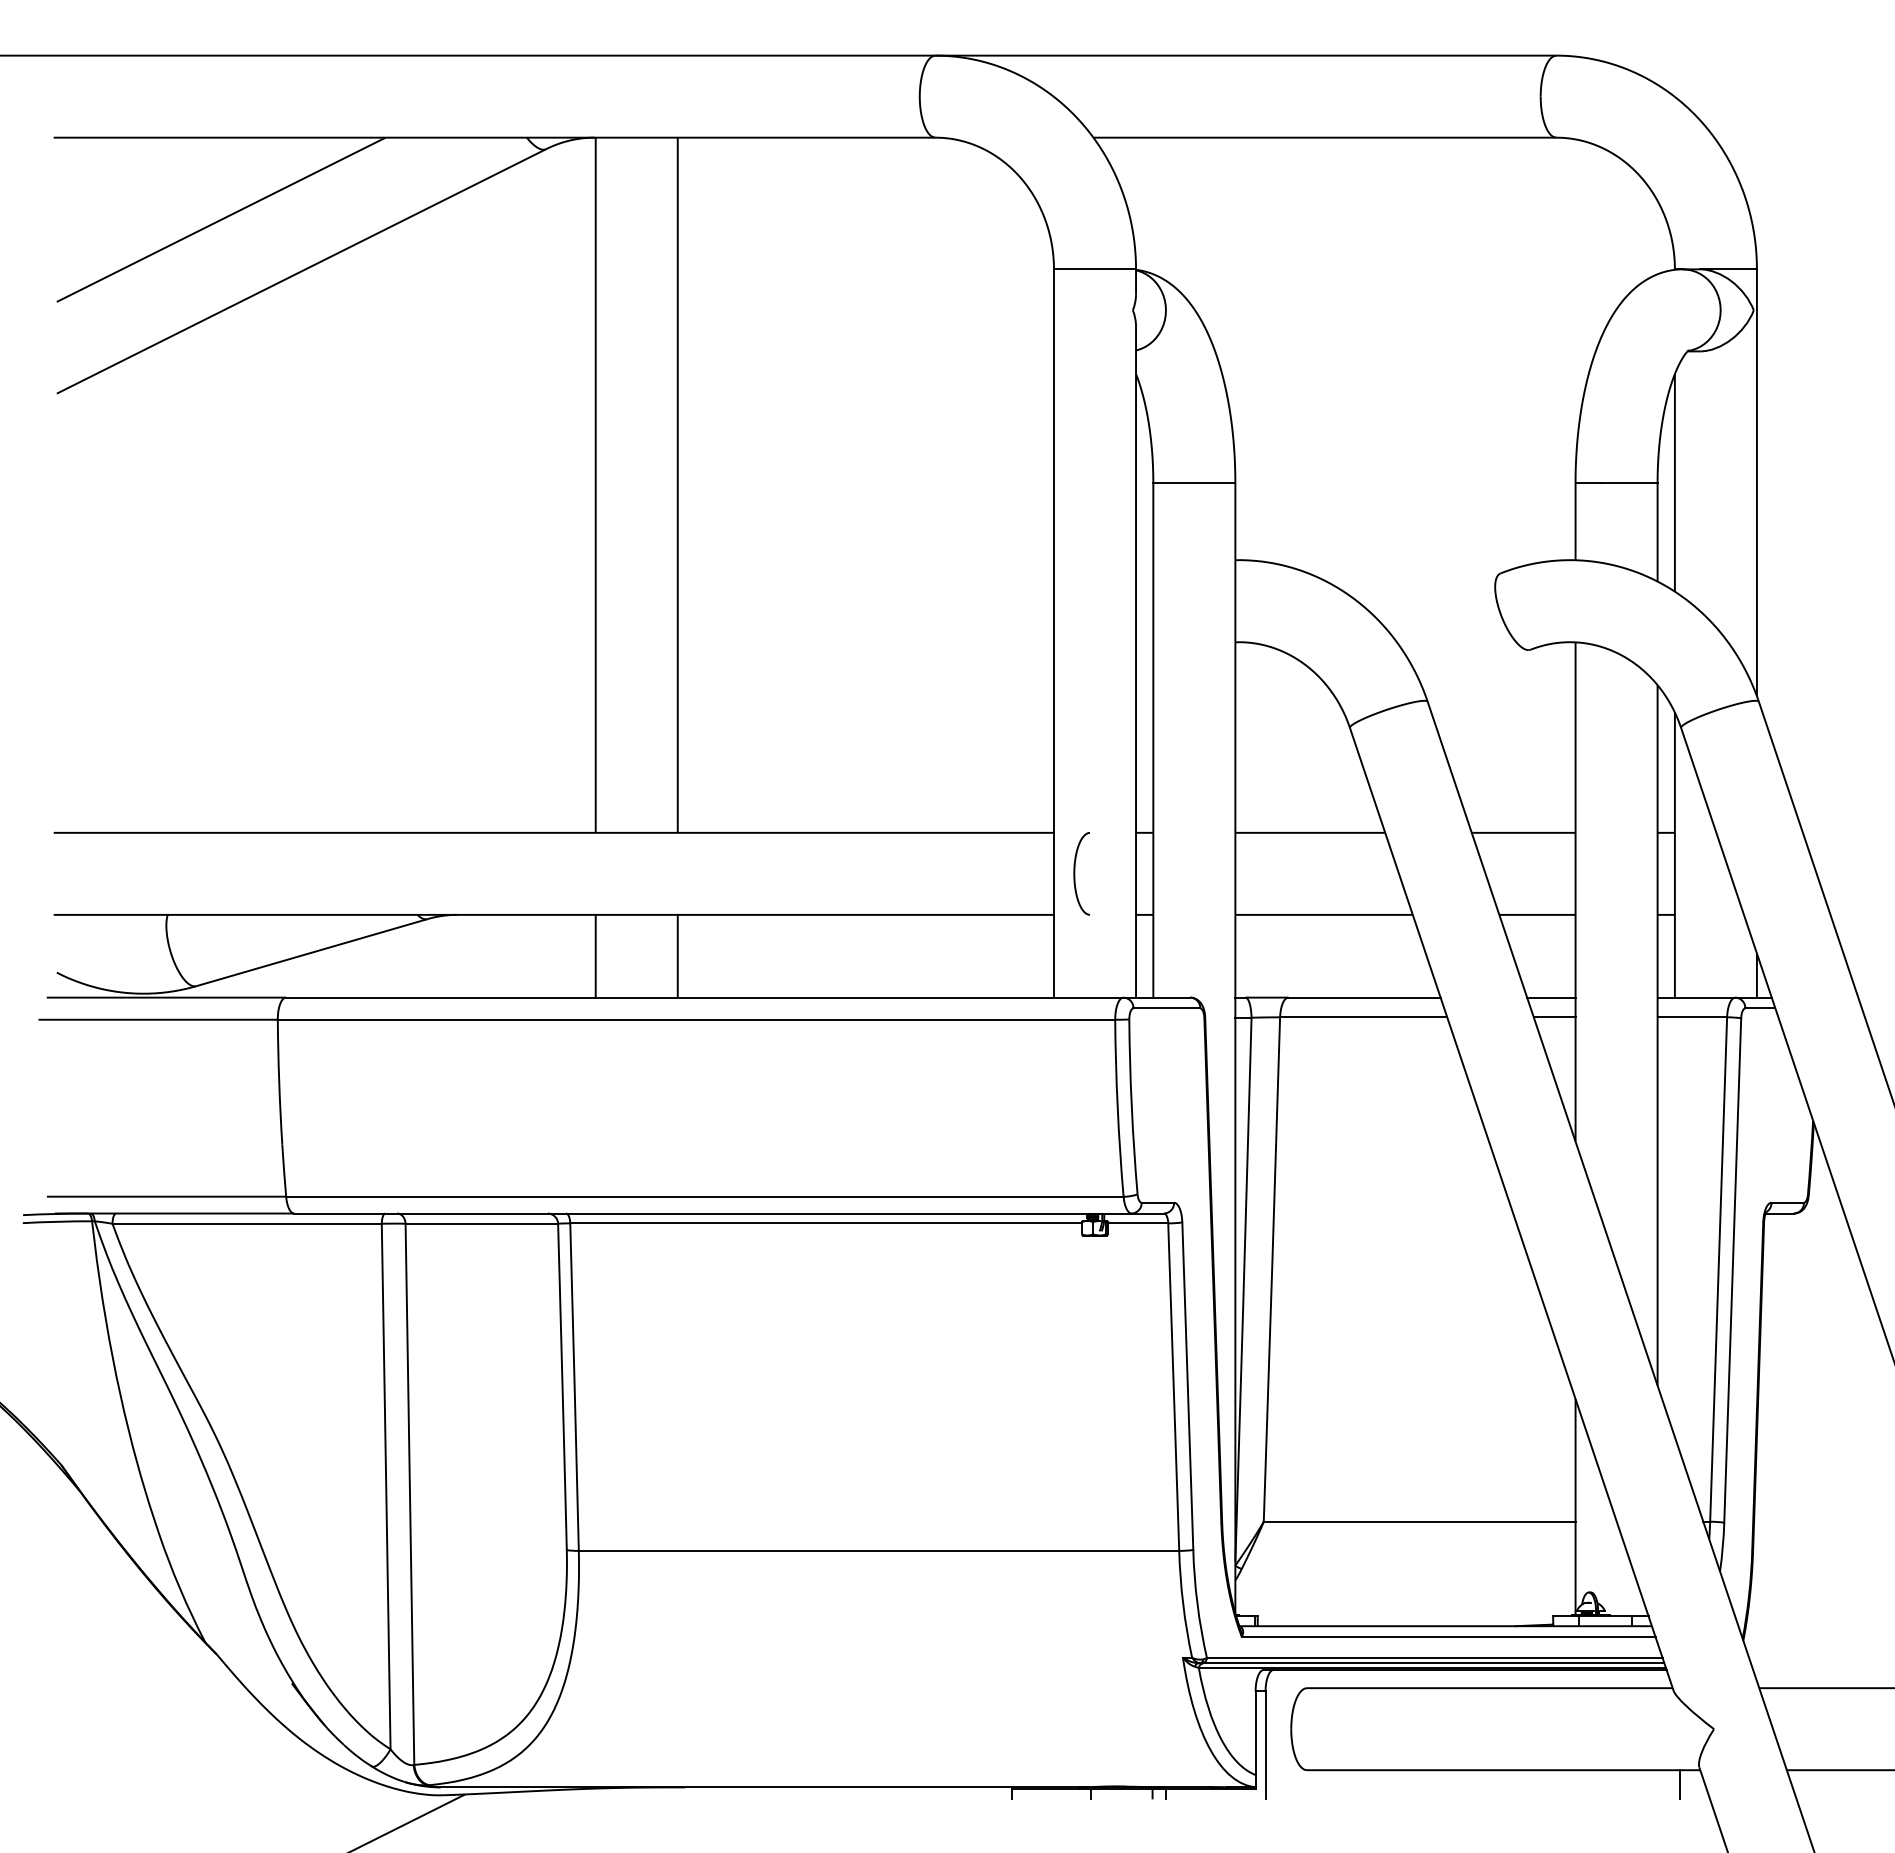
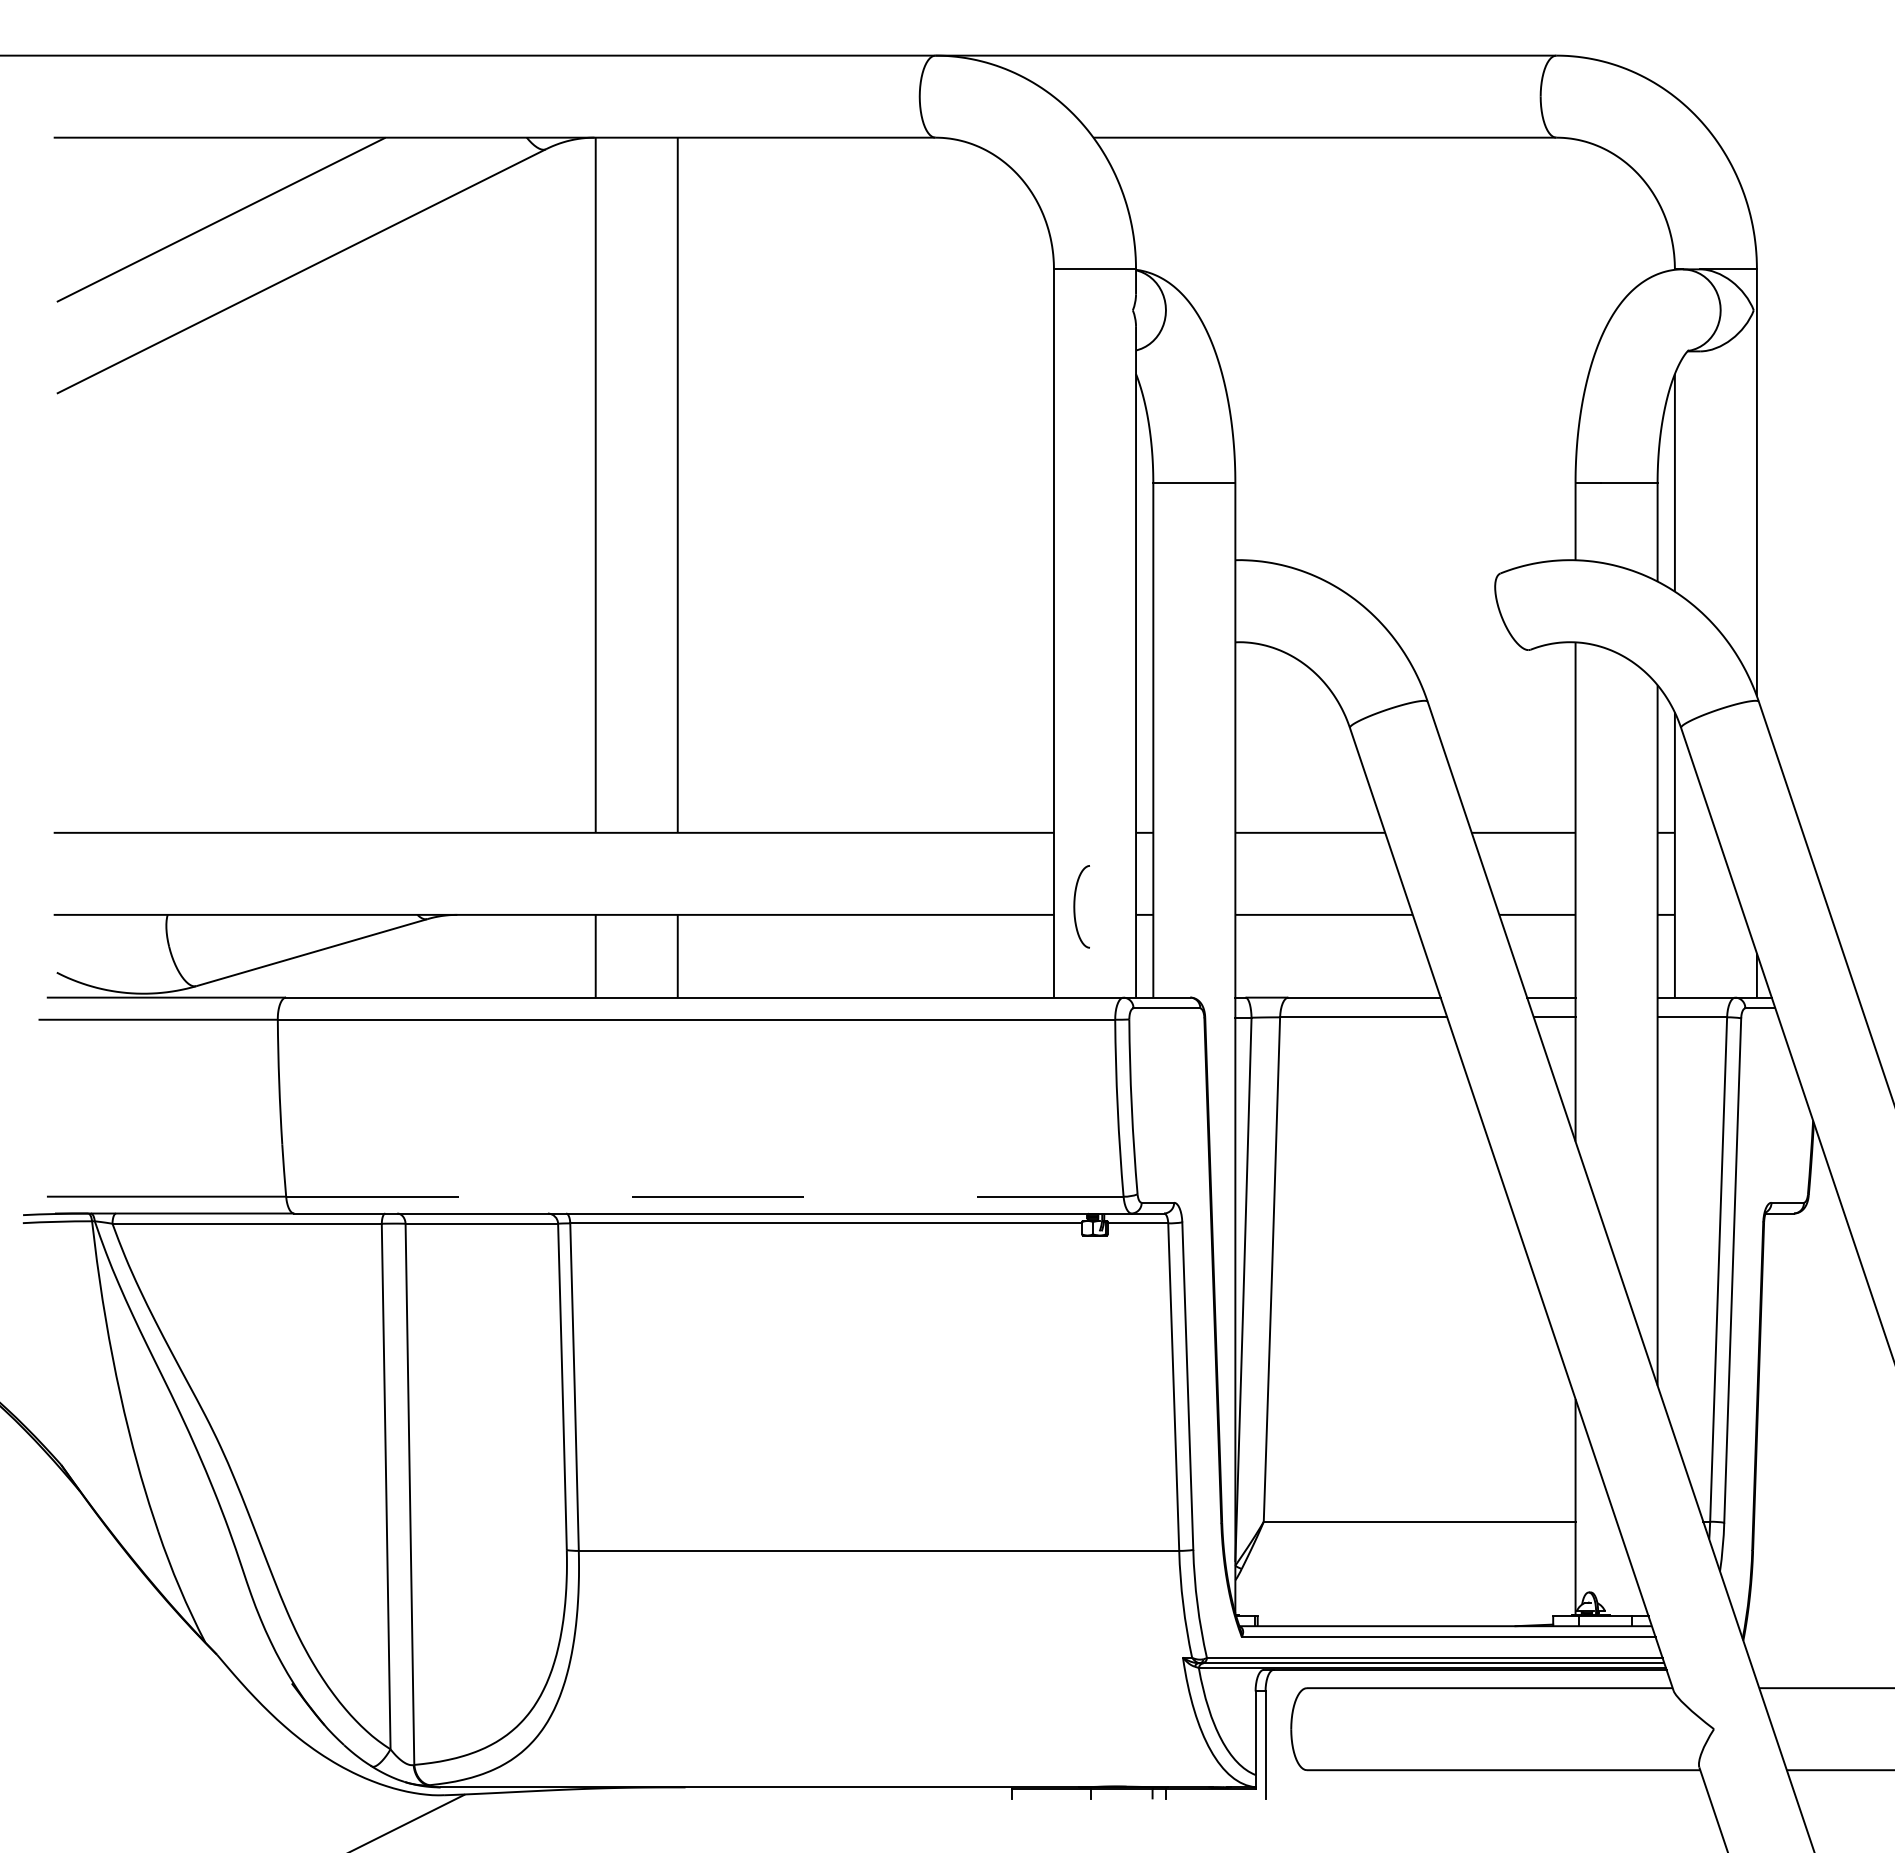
curve position: (1075, 873) -> (1075, 906) (1075, 906)
line: solid -> dashed (704, 1196)
line: present -> none (1679, 1784)
